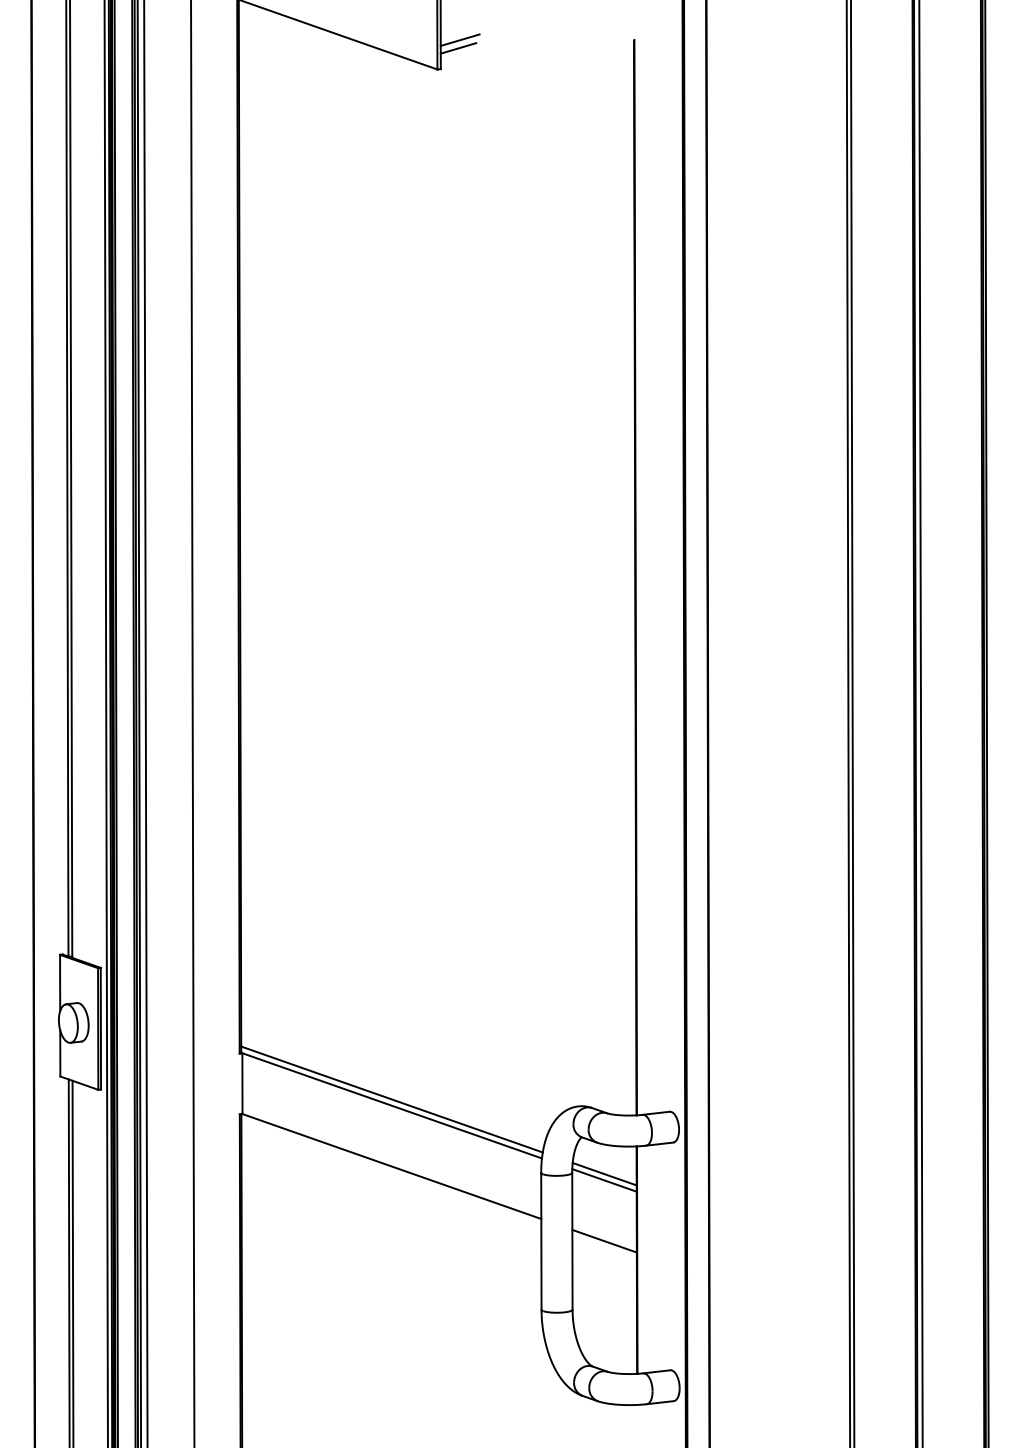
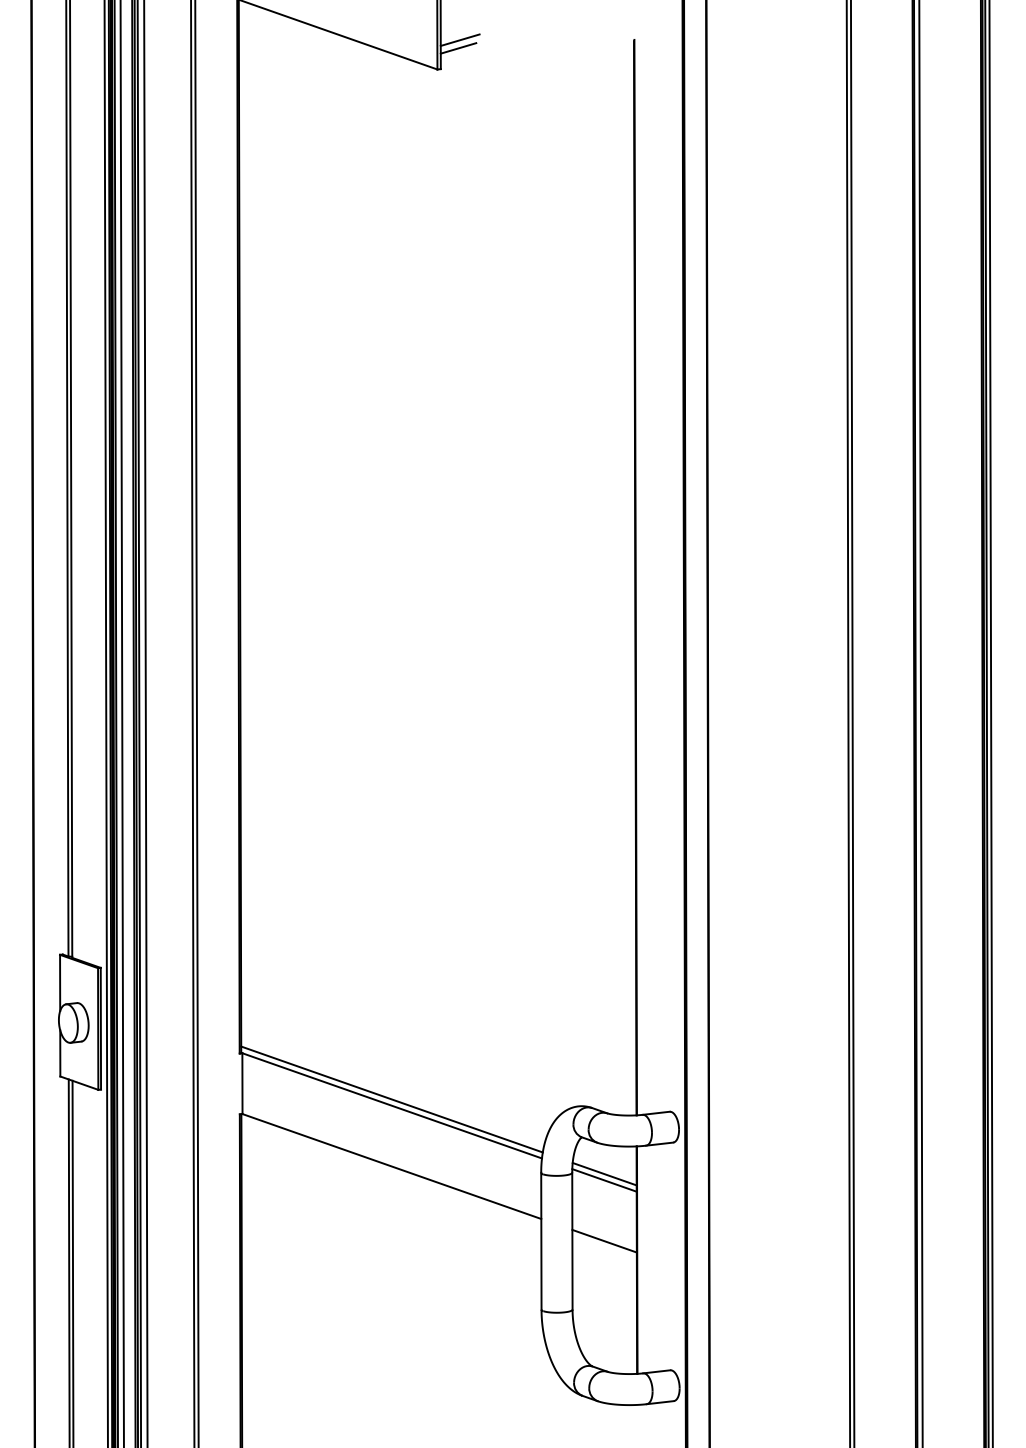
line: none -> present (121, 723)
line: none -> present (196, 723)
line: none -> present (990, 723)
